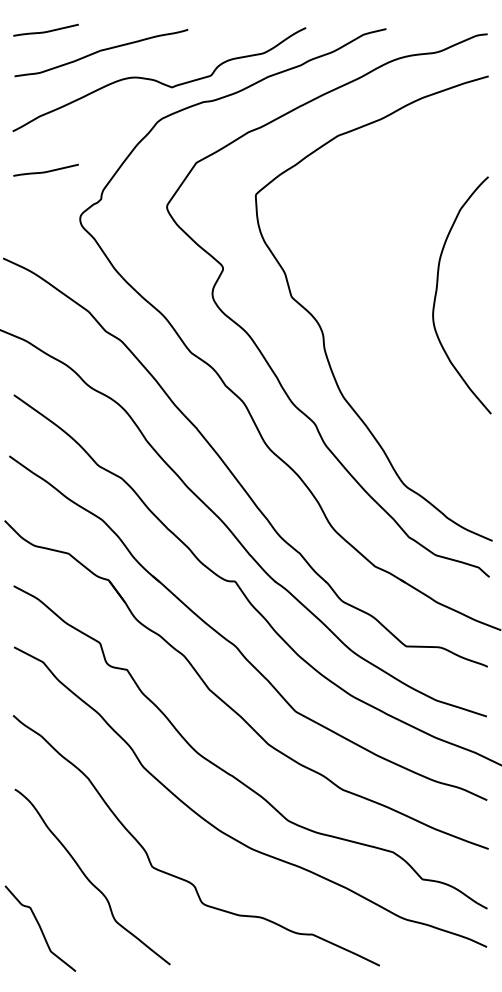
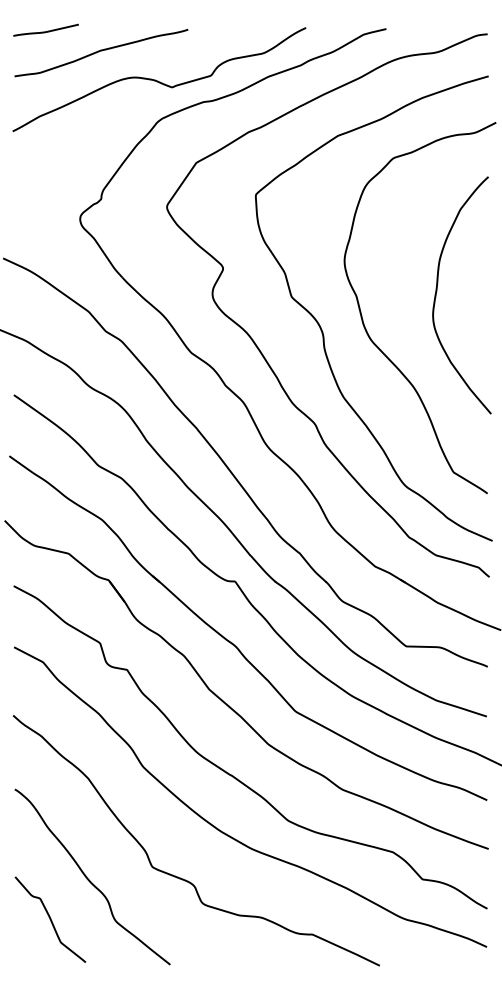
curve: present -> none (45, 171)
curve: none -> present (379, 347)
curve position: (40, 928) -> (50, 919) (50, 919)
